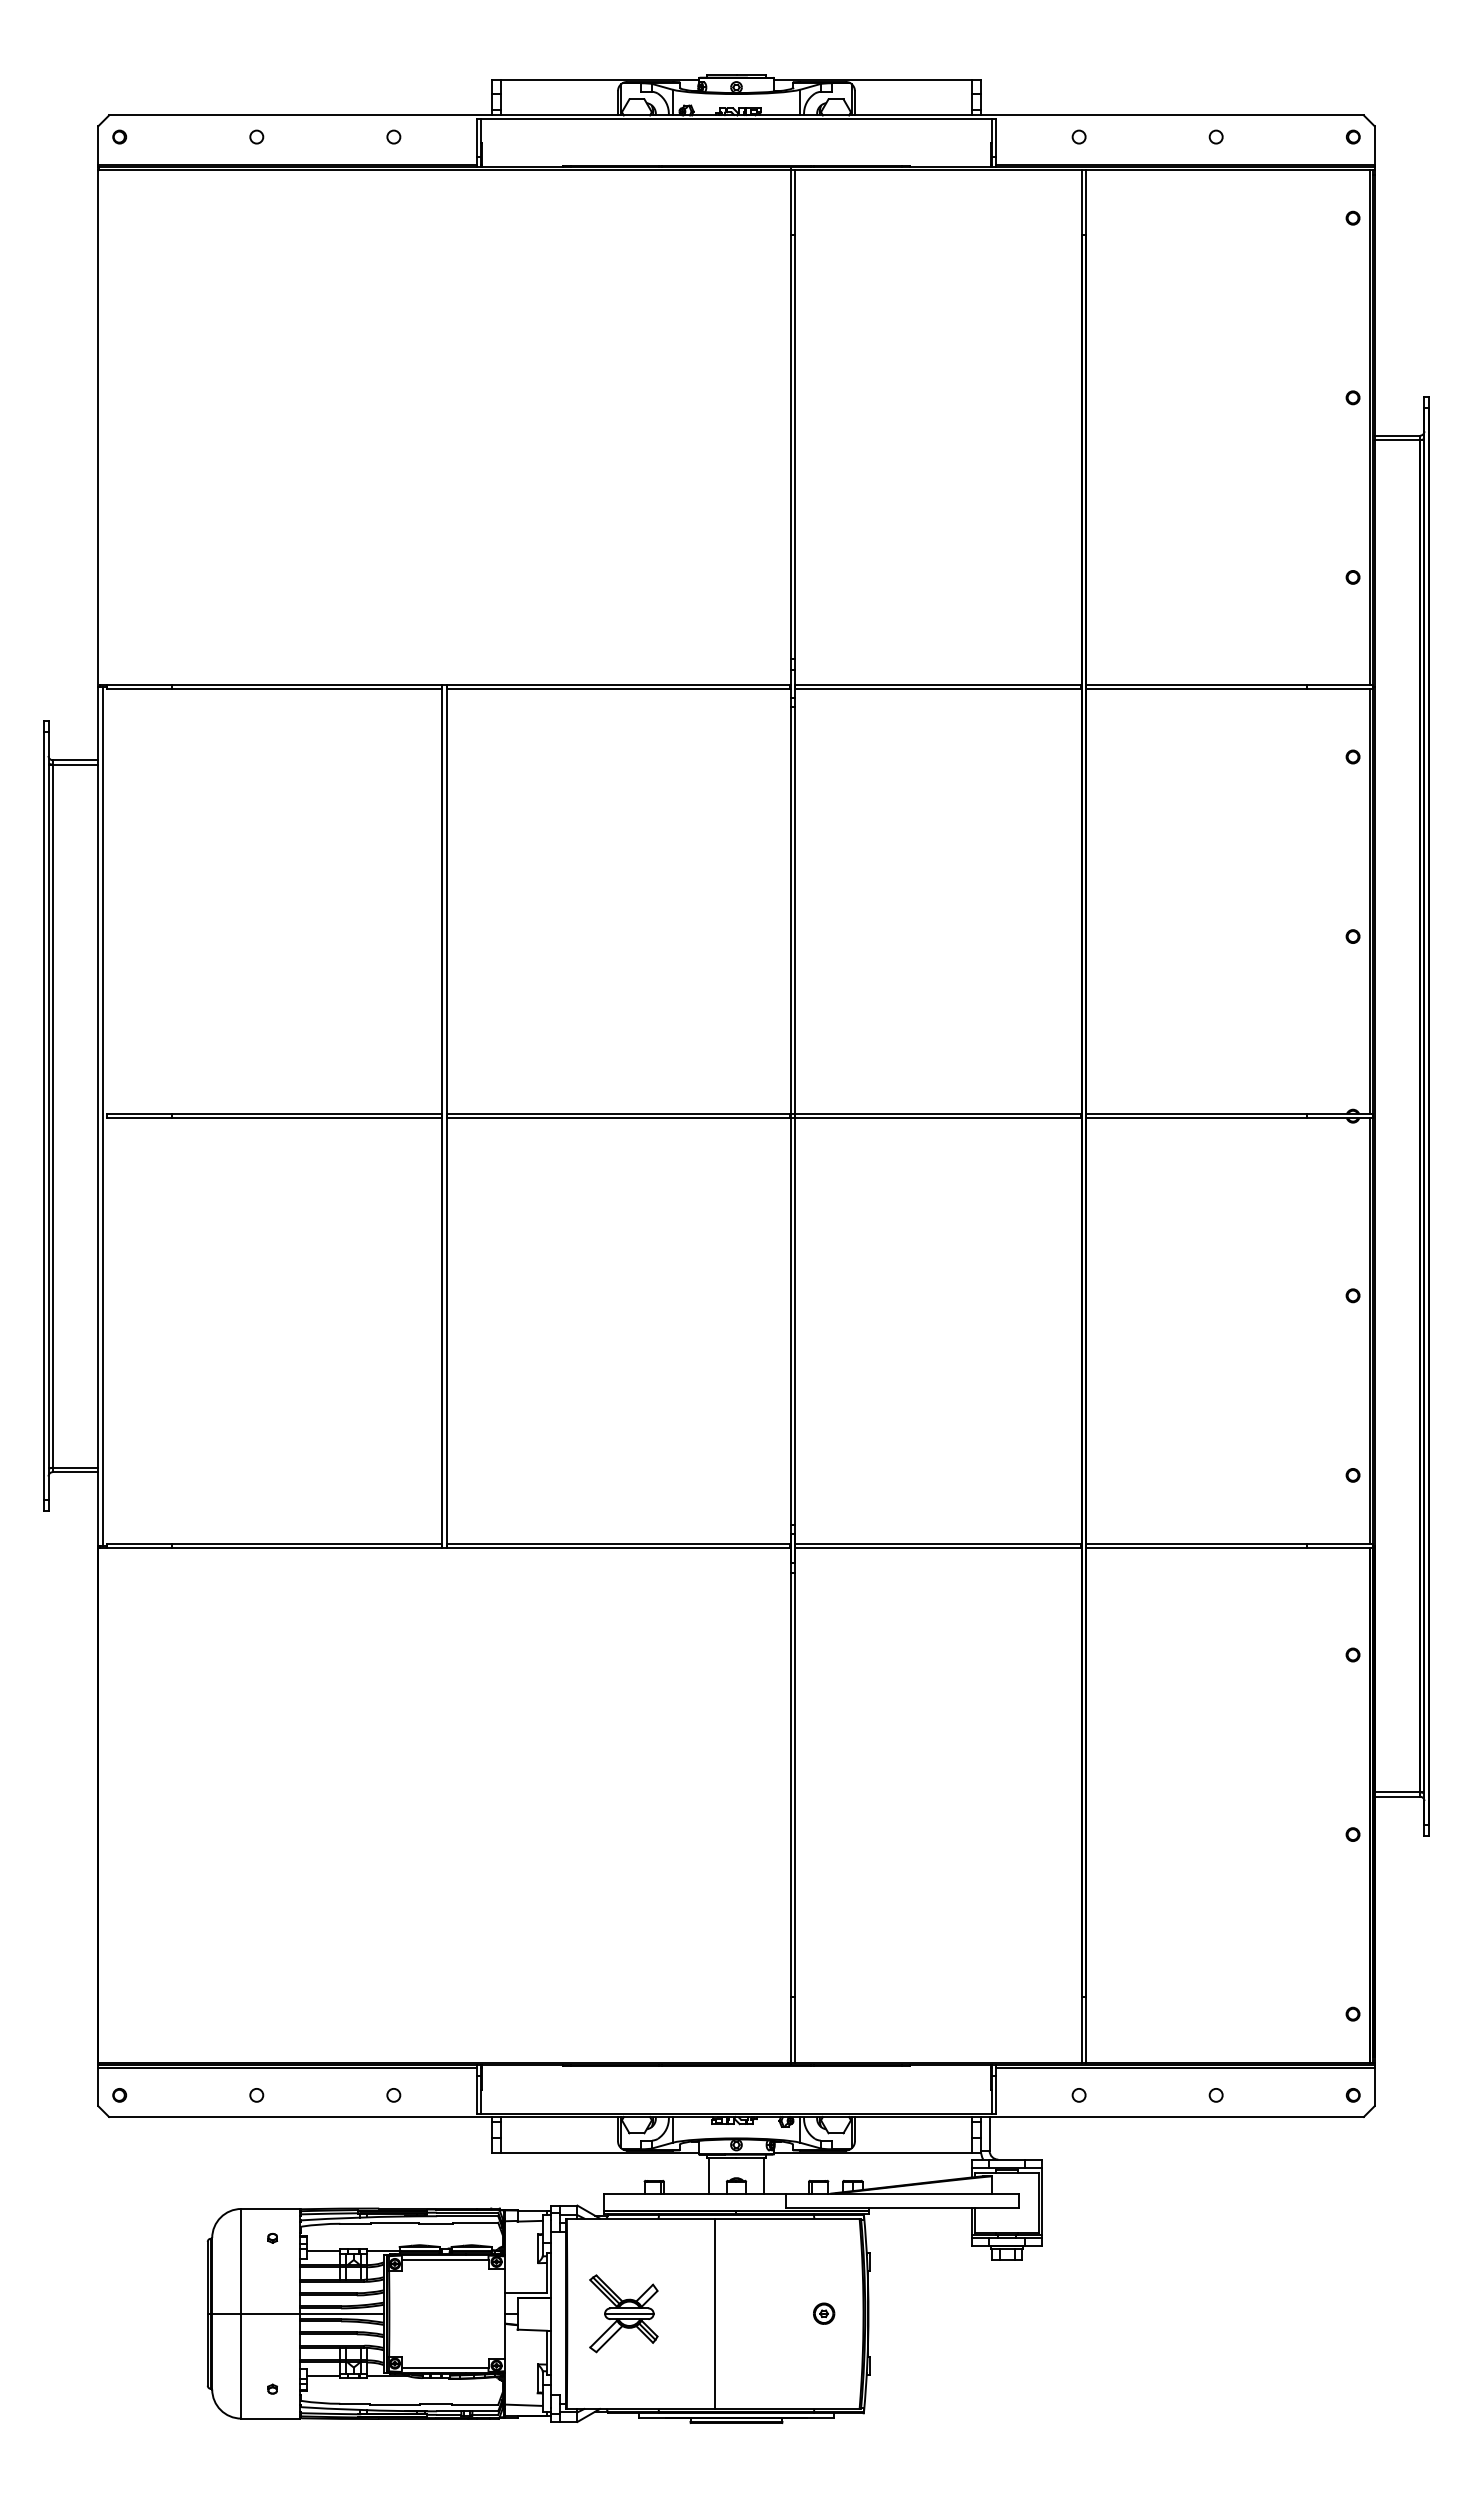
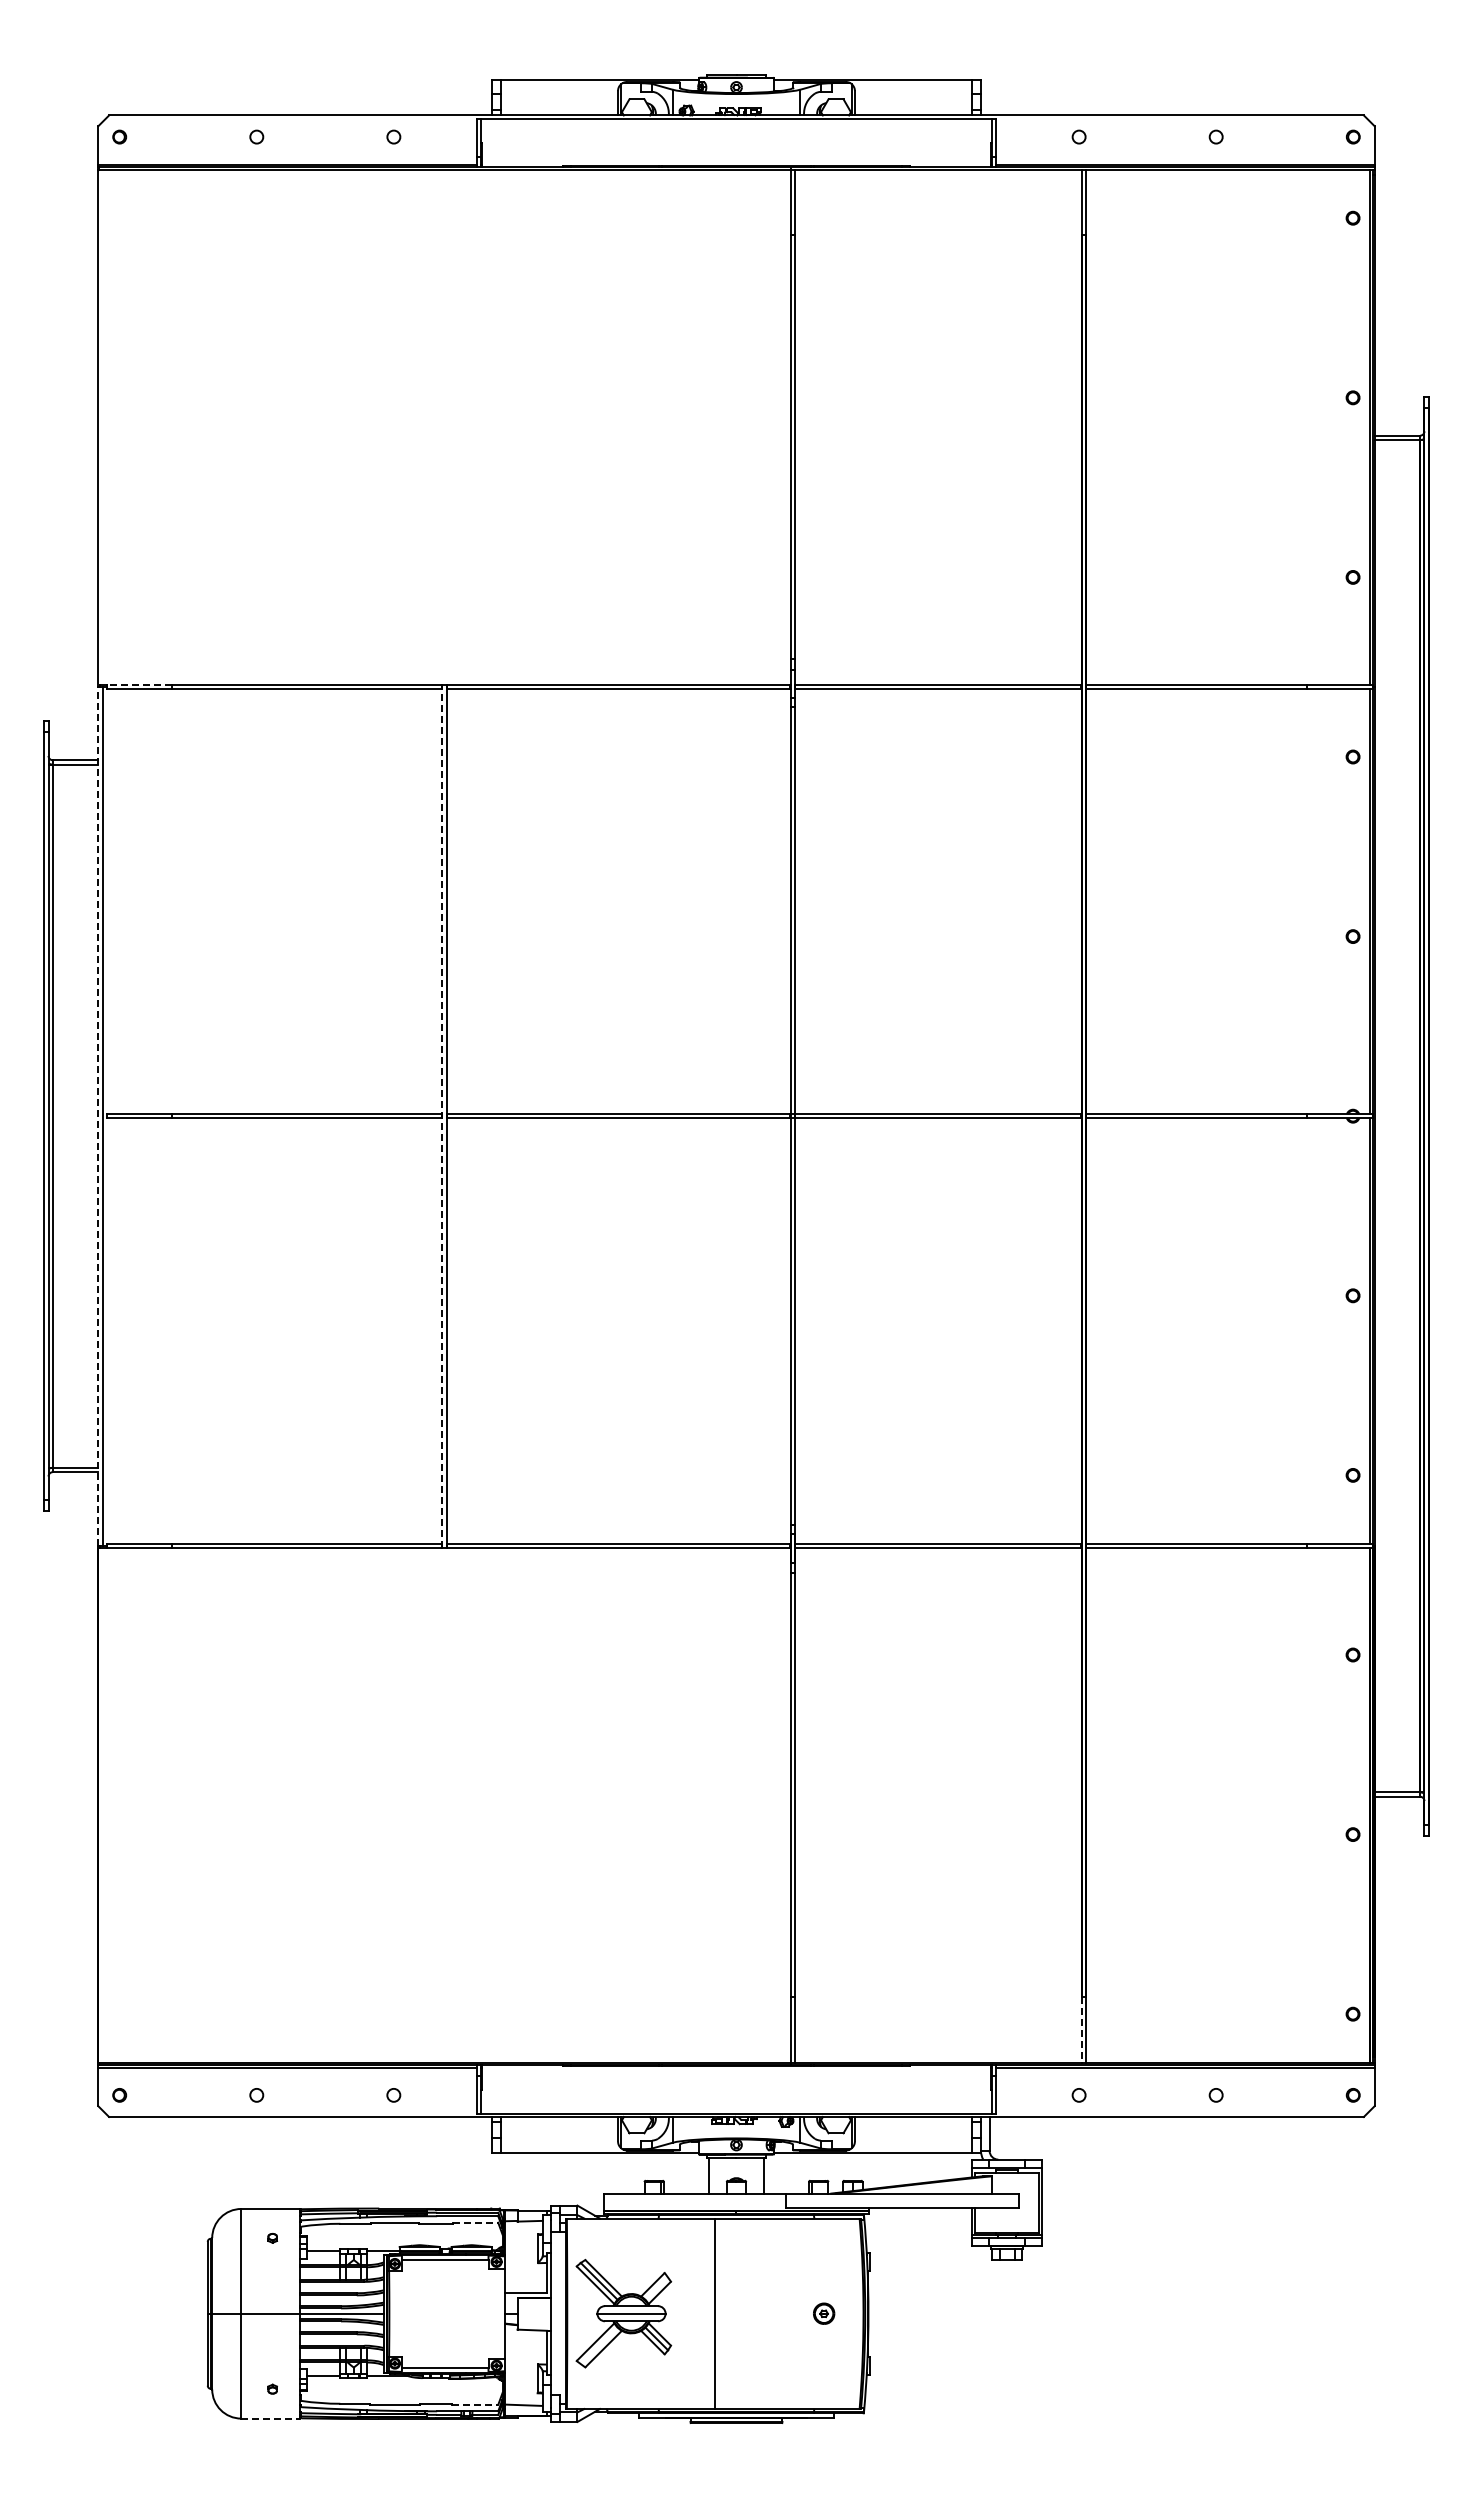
line: solid -> dashed (139, 684)
line: solid -> dashed (98, 1116)
line: solid -> dashed (442, 1116)
line: solid -> dashed (1081, 2030)
line: solid -> dashed (475, 2222)
part size: 70x80 px -> 98x111 px (623, 2313)
line: solid -> dashed (475, 2404)
line: solid -> dashed (271, 2418)
